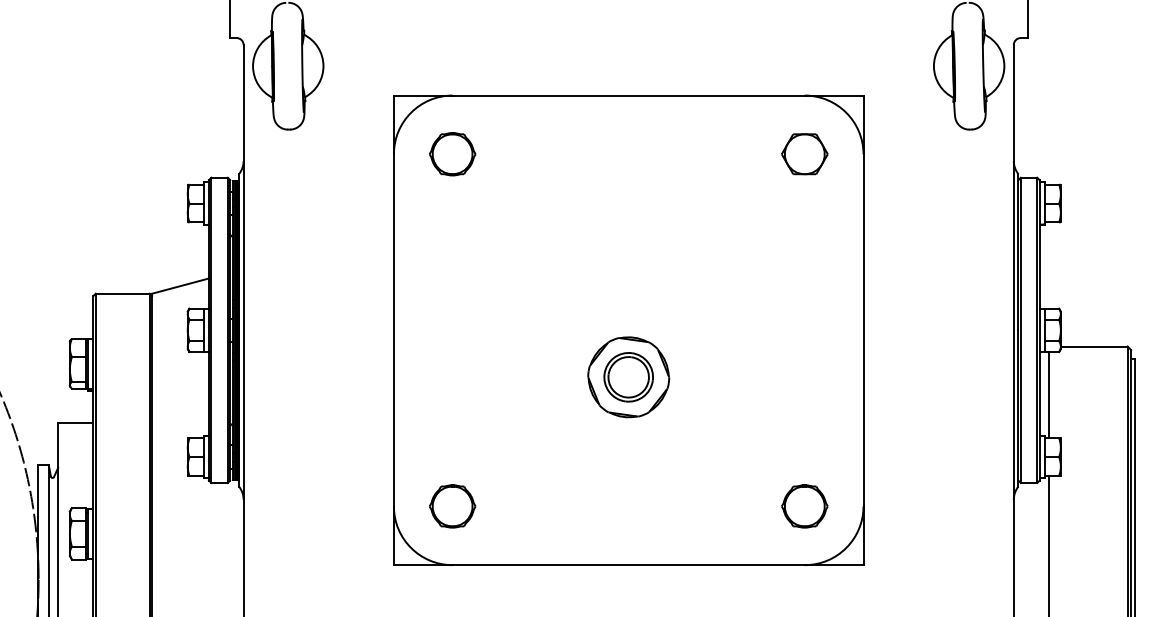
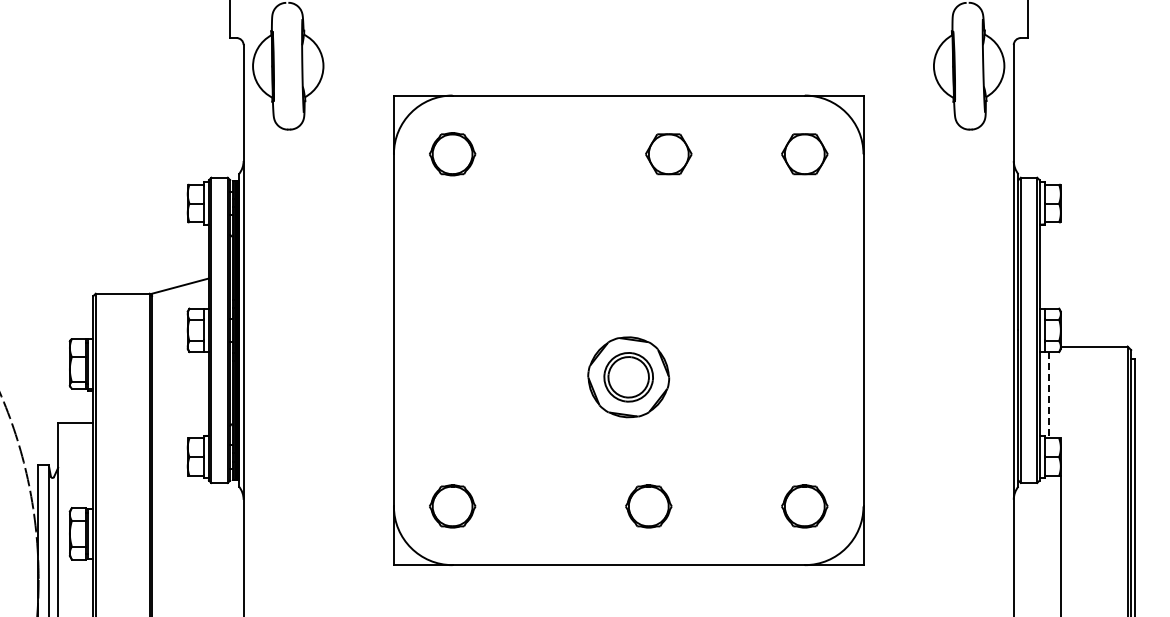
part: none -> present (668, 154)
line: solid -> dashed (1048, 395)
part: none -> present (648, 506)
line position: (1048, 544) -> (1060, 544) (1060, 544)
